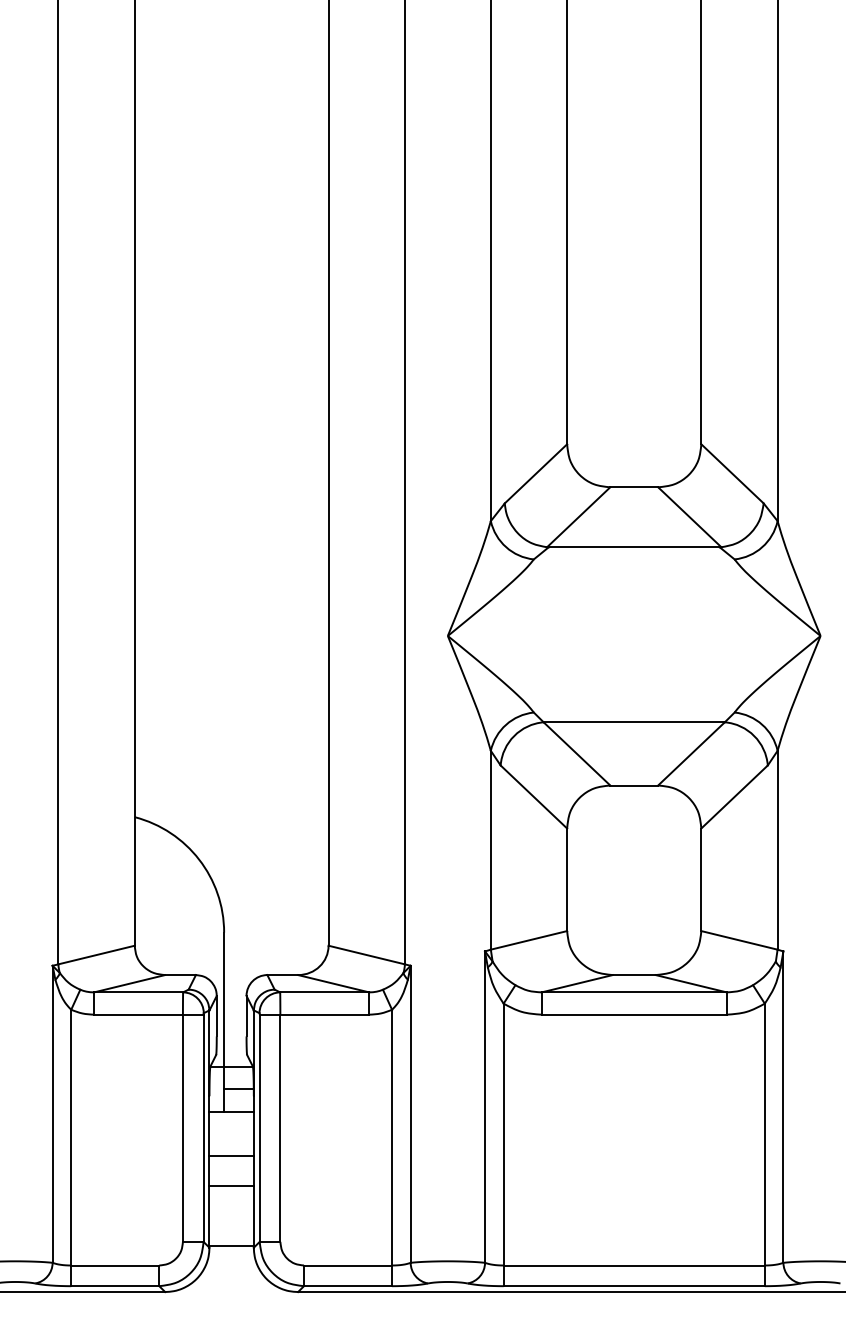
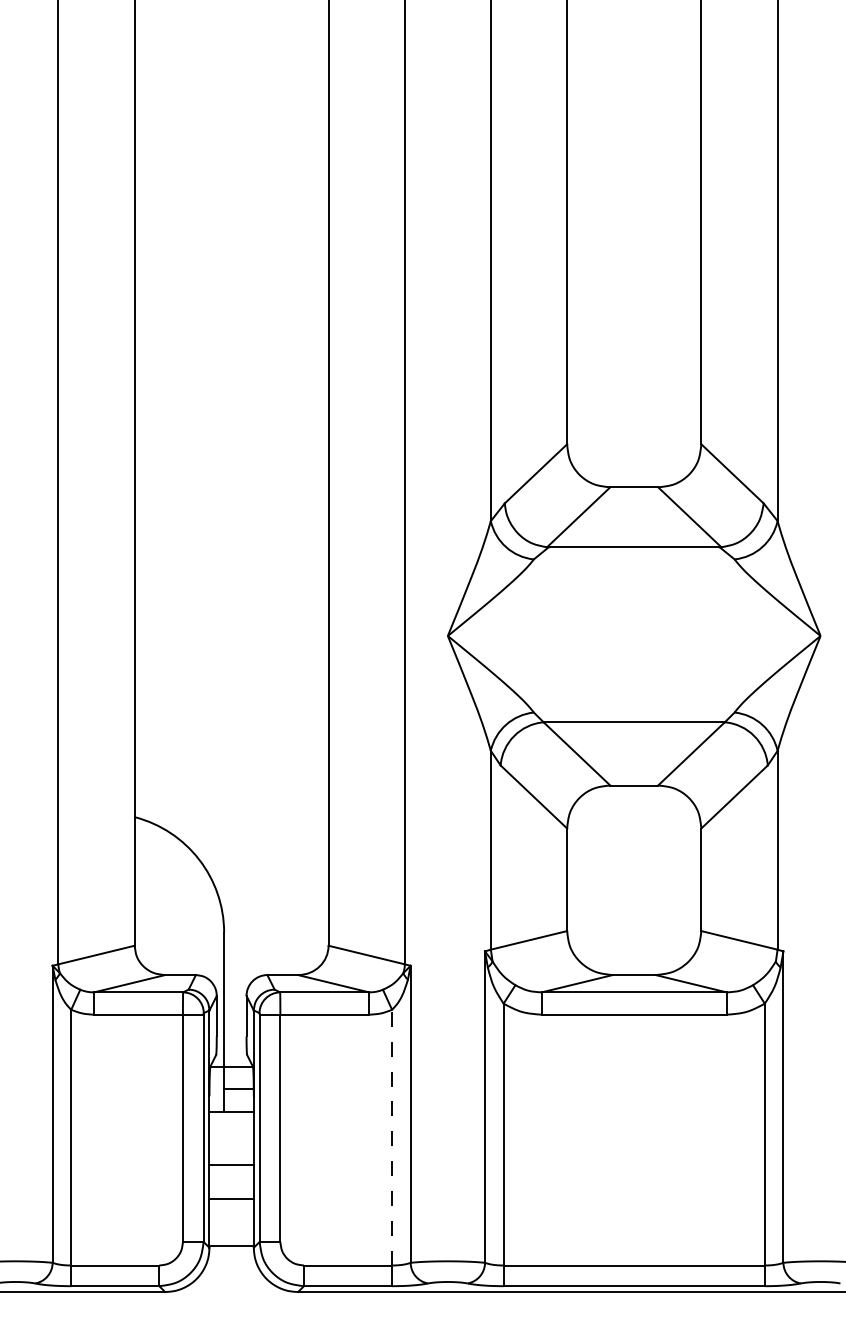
line: solid -> dashed (392, 1137)
line position: (231, 1156) -> (231, 1165) (231, 1165)
line position: (231, 1186) -> (231, 1199) (231, 1199)
